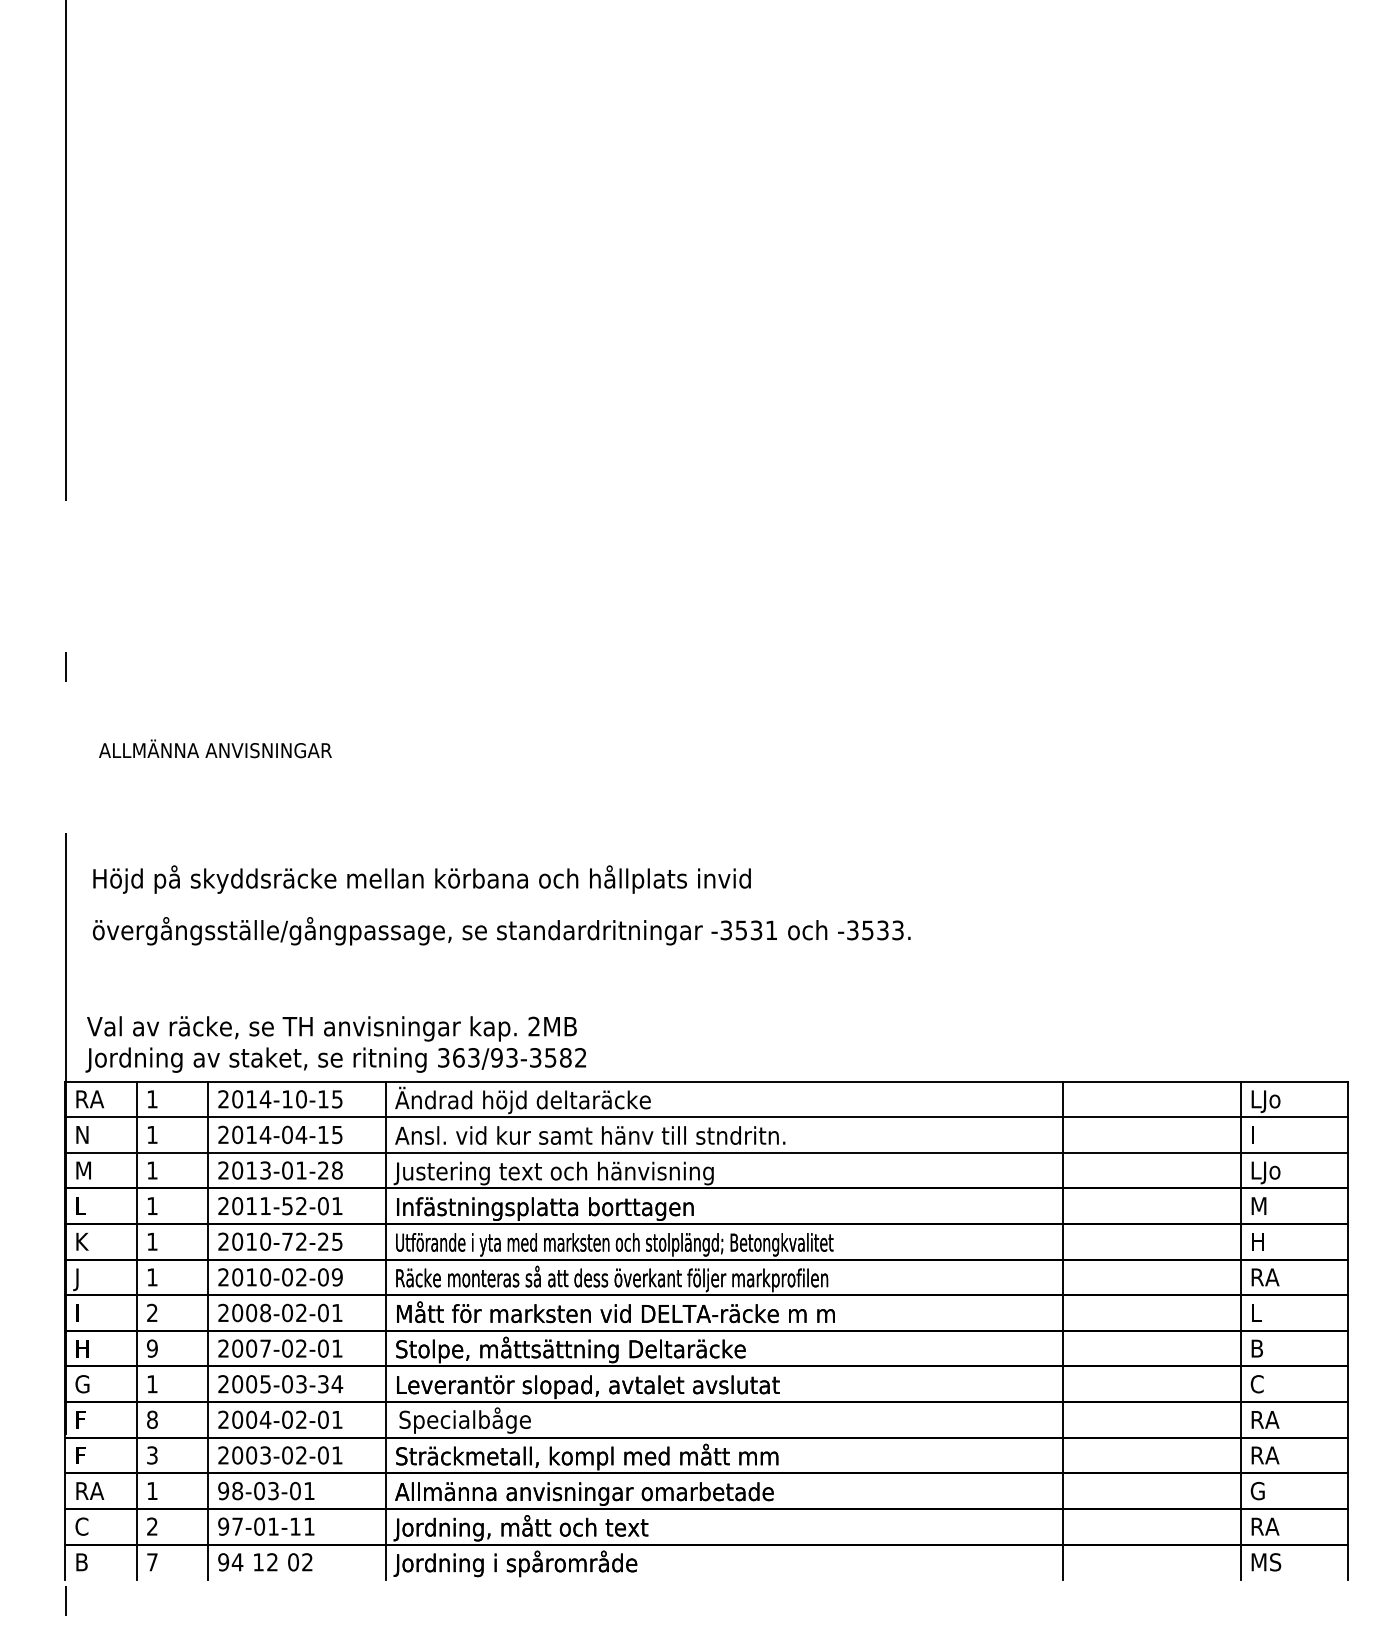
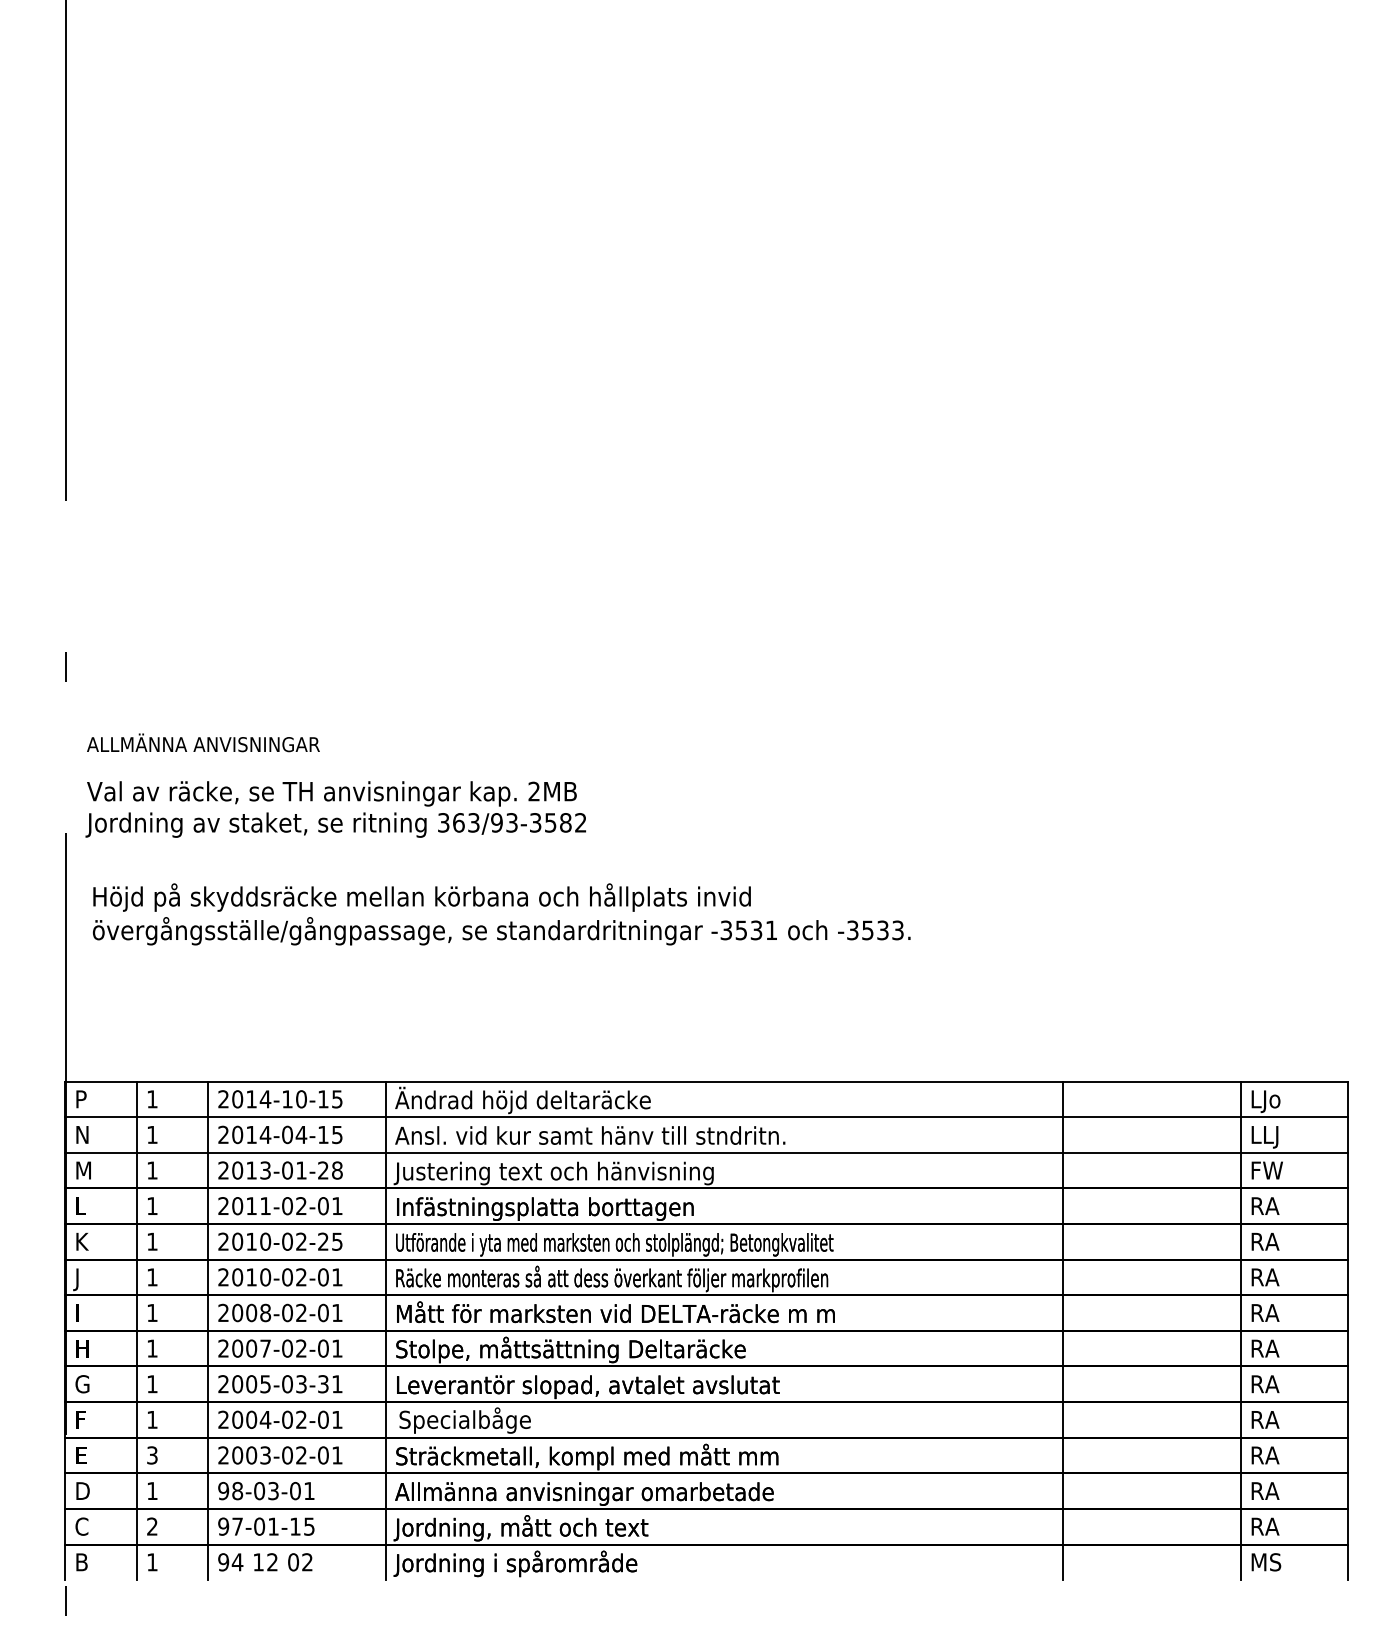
text position: (215, 748) -> (203, 742) (203, 742)
text position: (421, 879) -> (421, 897) (421, 897)
text position: (335, 1044) -> (335, 809) (335, 809)
text: RA -> P (91, 1099)
text: I -> LLJ (1264, 1137)
text: LJo -> FW (1267, 1172)
text: M -> RA (1266, 1205)
text: 2011-52-01 -> 2011-02-01 (287, 1206)
text: 2010-72-25 -> 2010-02-25 (287, 1241)
text: H -> RA (1265, 1241)
text: 2010-02-09 -> 2010-02-01 (336, 1277)
text: 2 -> 1 (152, 1312)
text: L -> RA (1265, 1312)
text: 9 -> 1 (152, 1348)
text: B -> RA (1266, 1348)
text: 2005-03-34 -> 2005-03-31 (337, 1384)
text: C -> RA (1264, 1384)
text: 8 -> 1 (152, 1419)
text: F -> E (82, 1455)
text: RA -> D (91, 1490)
text: G -> RA (1264, 1490)
text: 97-01-11 -> 97-01-15 (309, 1526)
text: 7 -> 1 (152, 1562)
